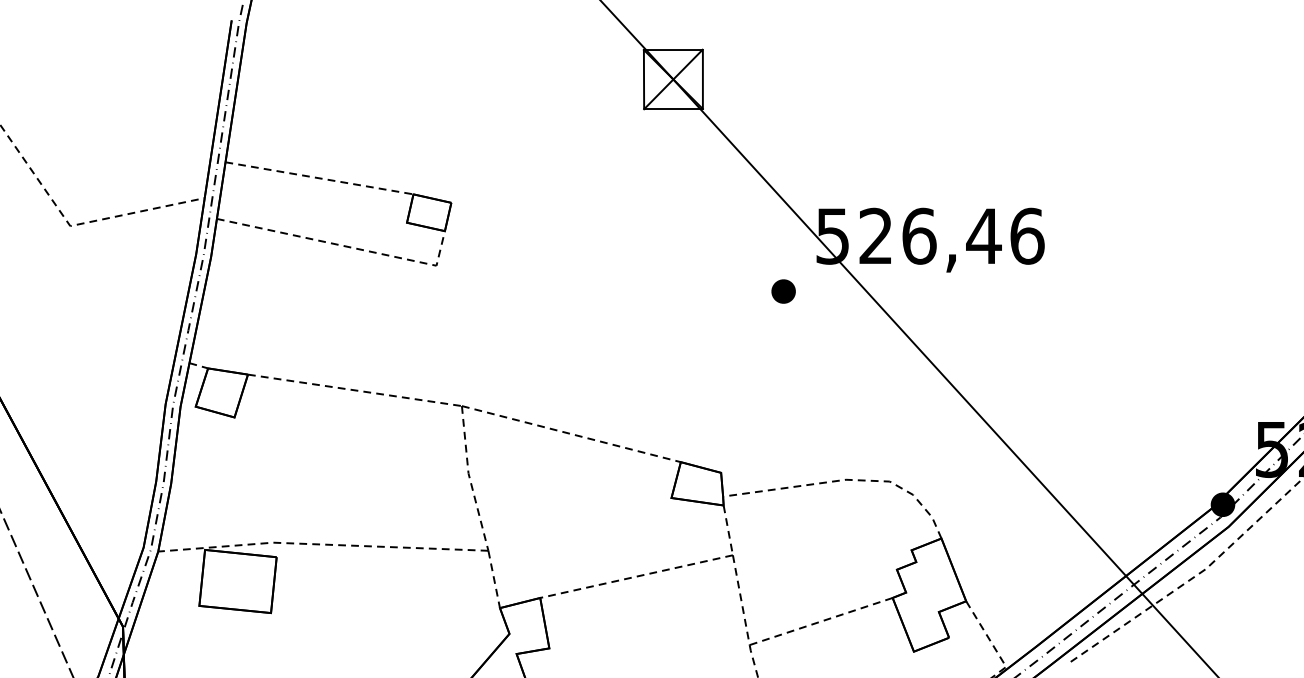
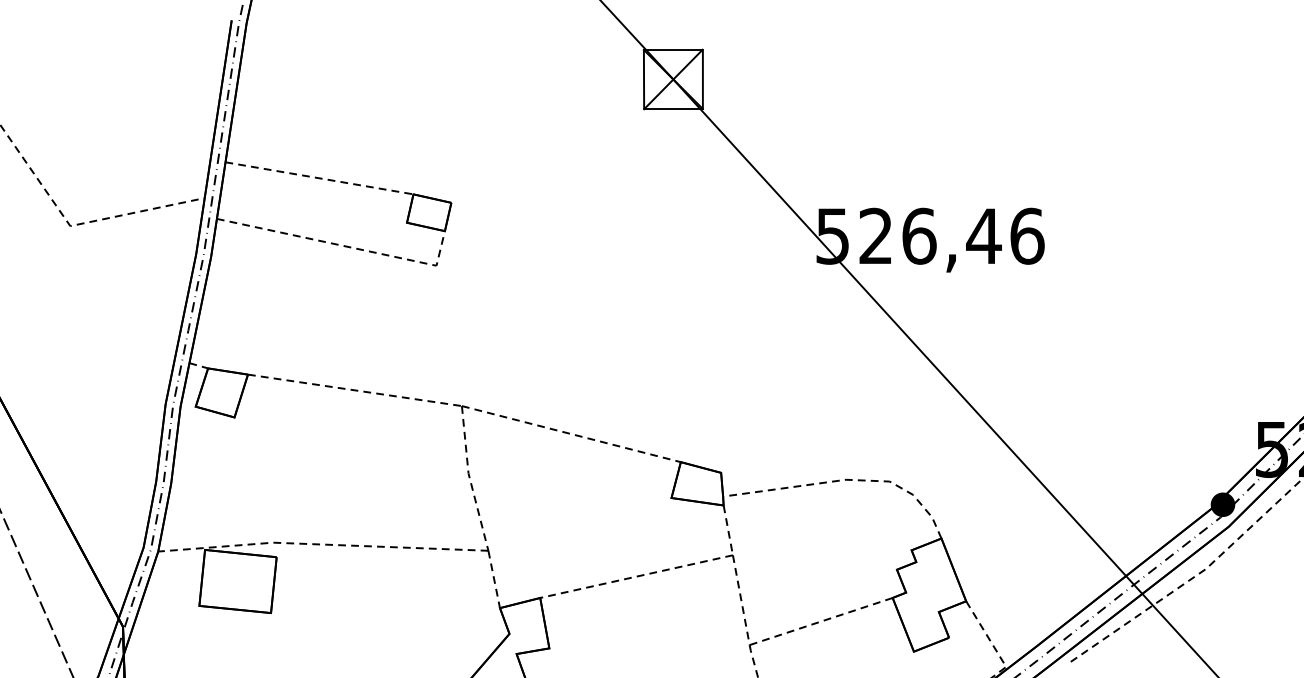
part: present -> none (783, 291)
